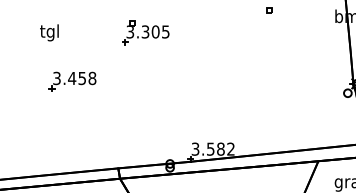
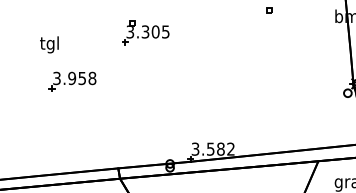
text position: (49, 32) -> (49, 44) (49, 44)
text: 3.458 -> 3.958 (72, 78)
